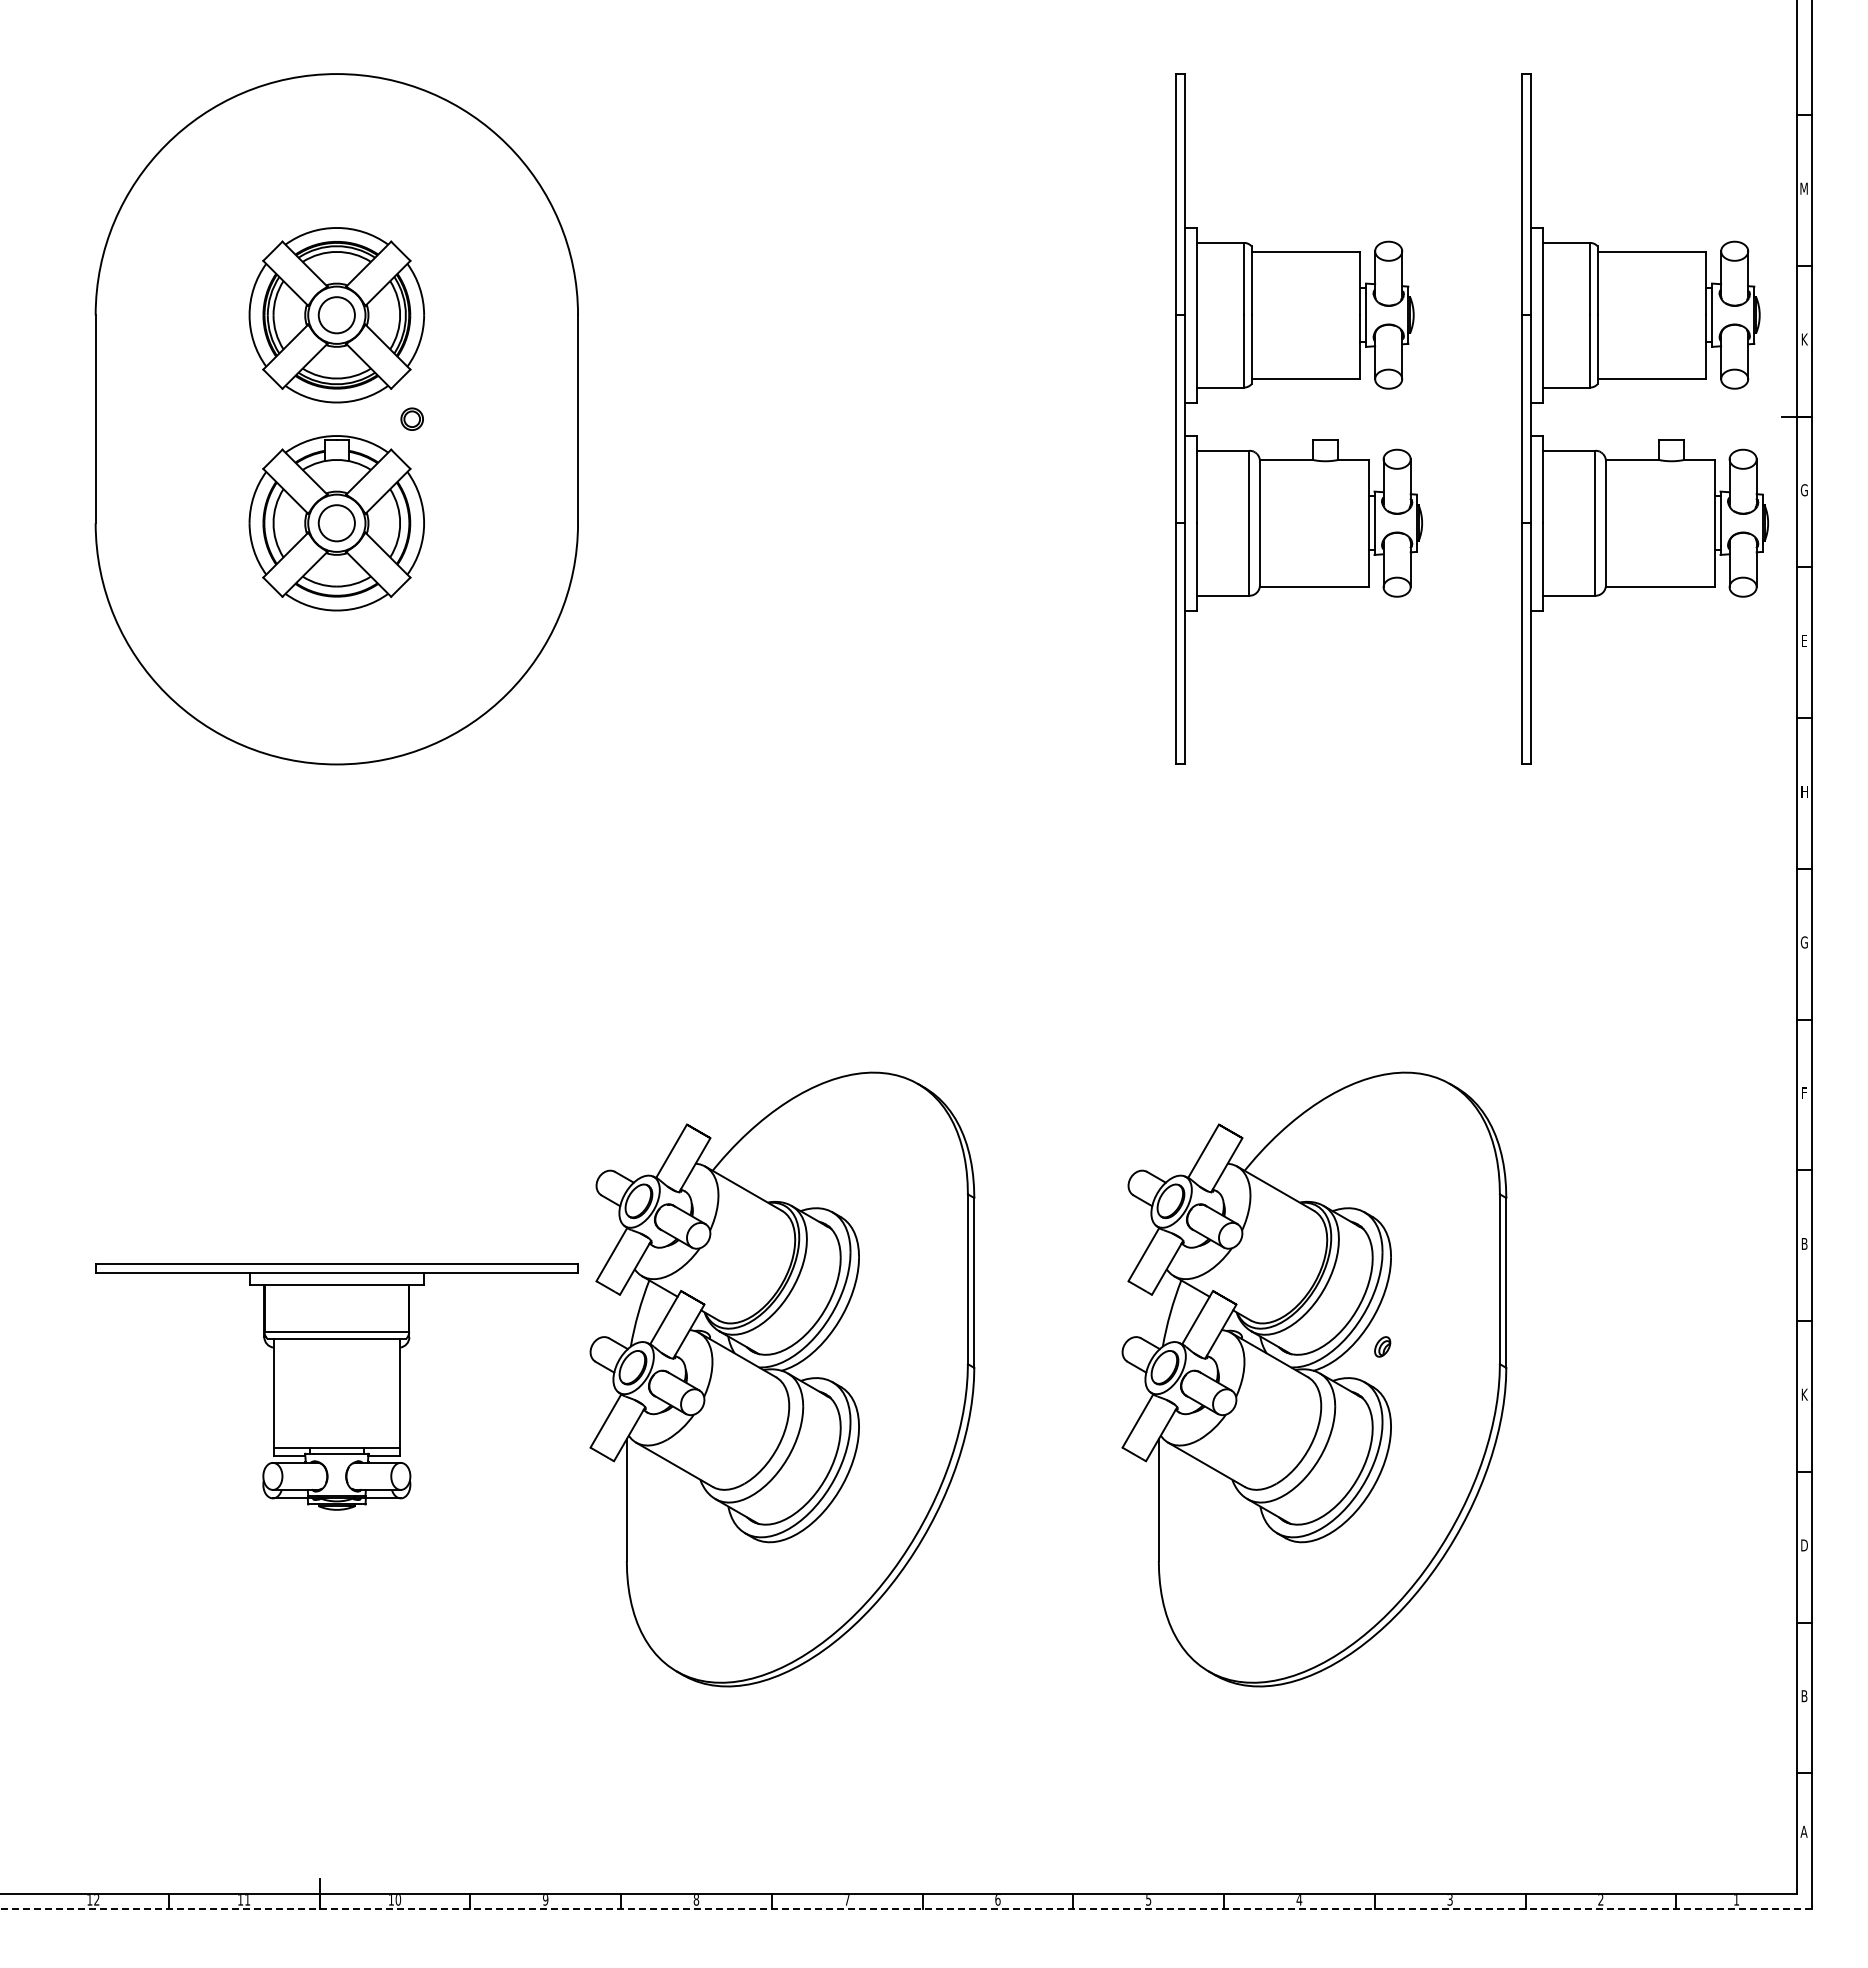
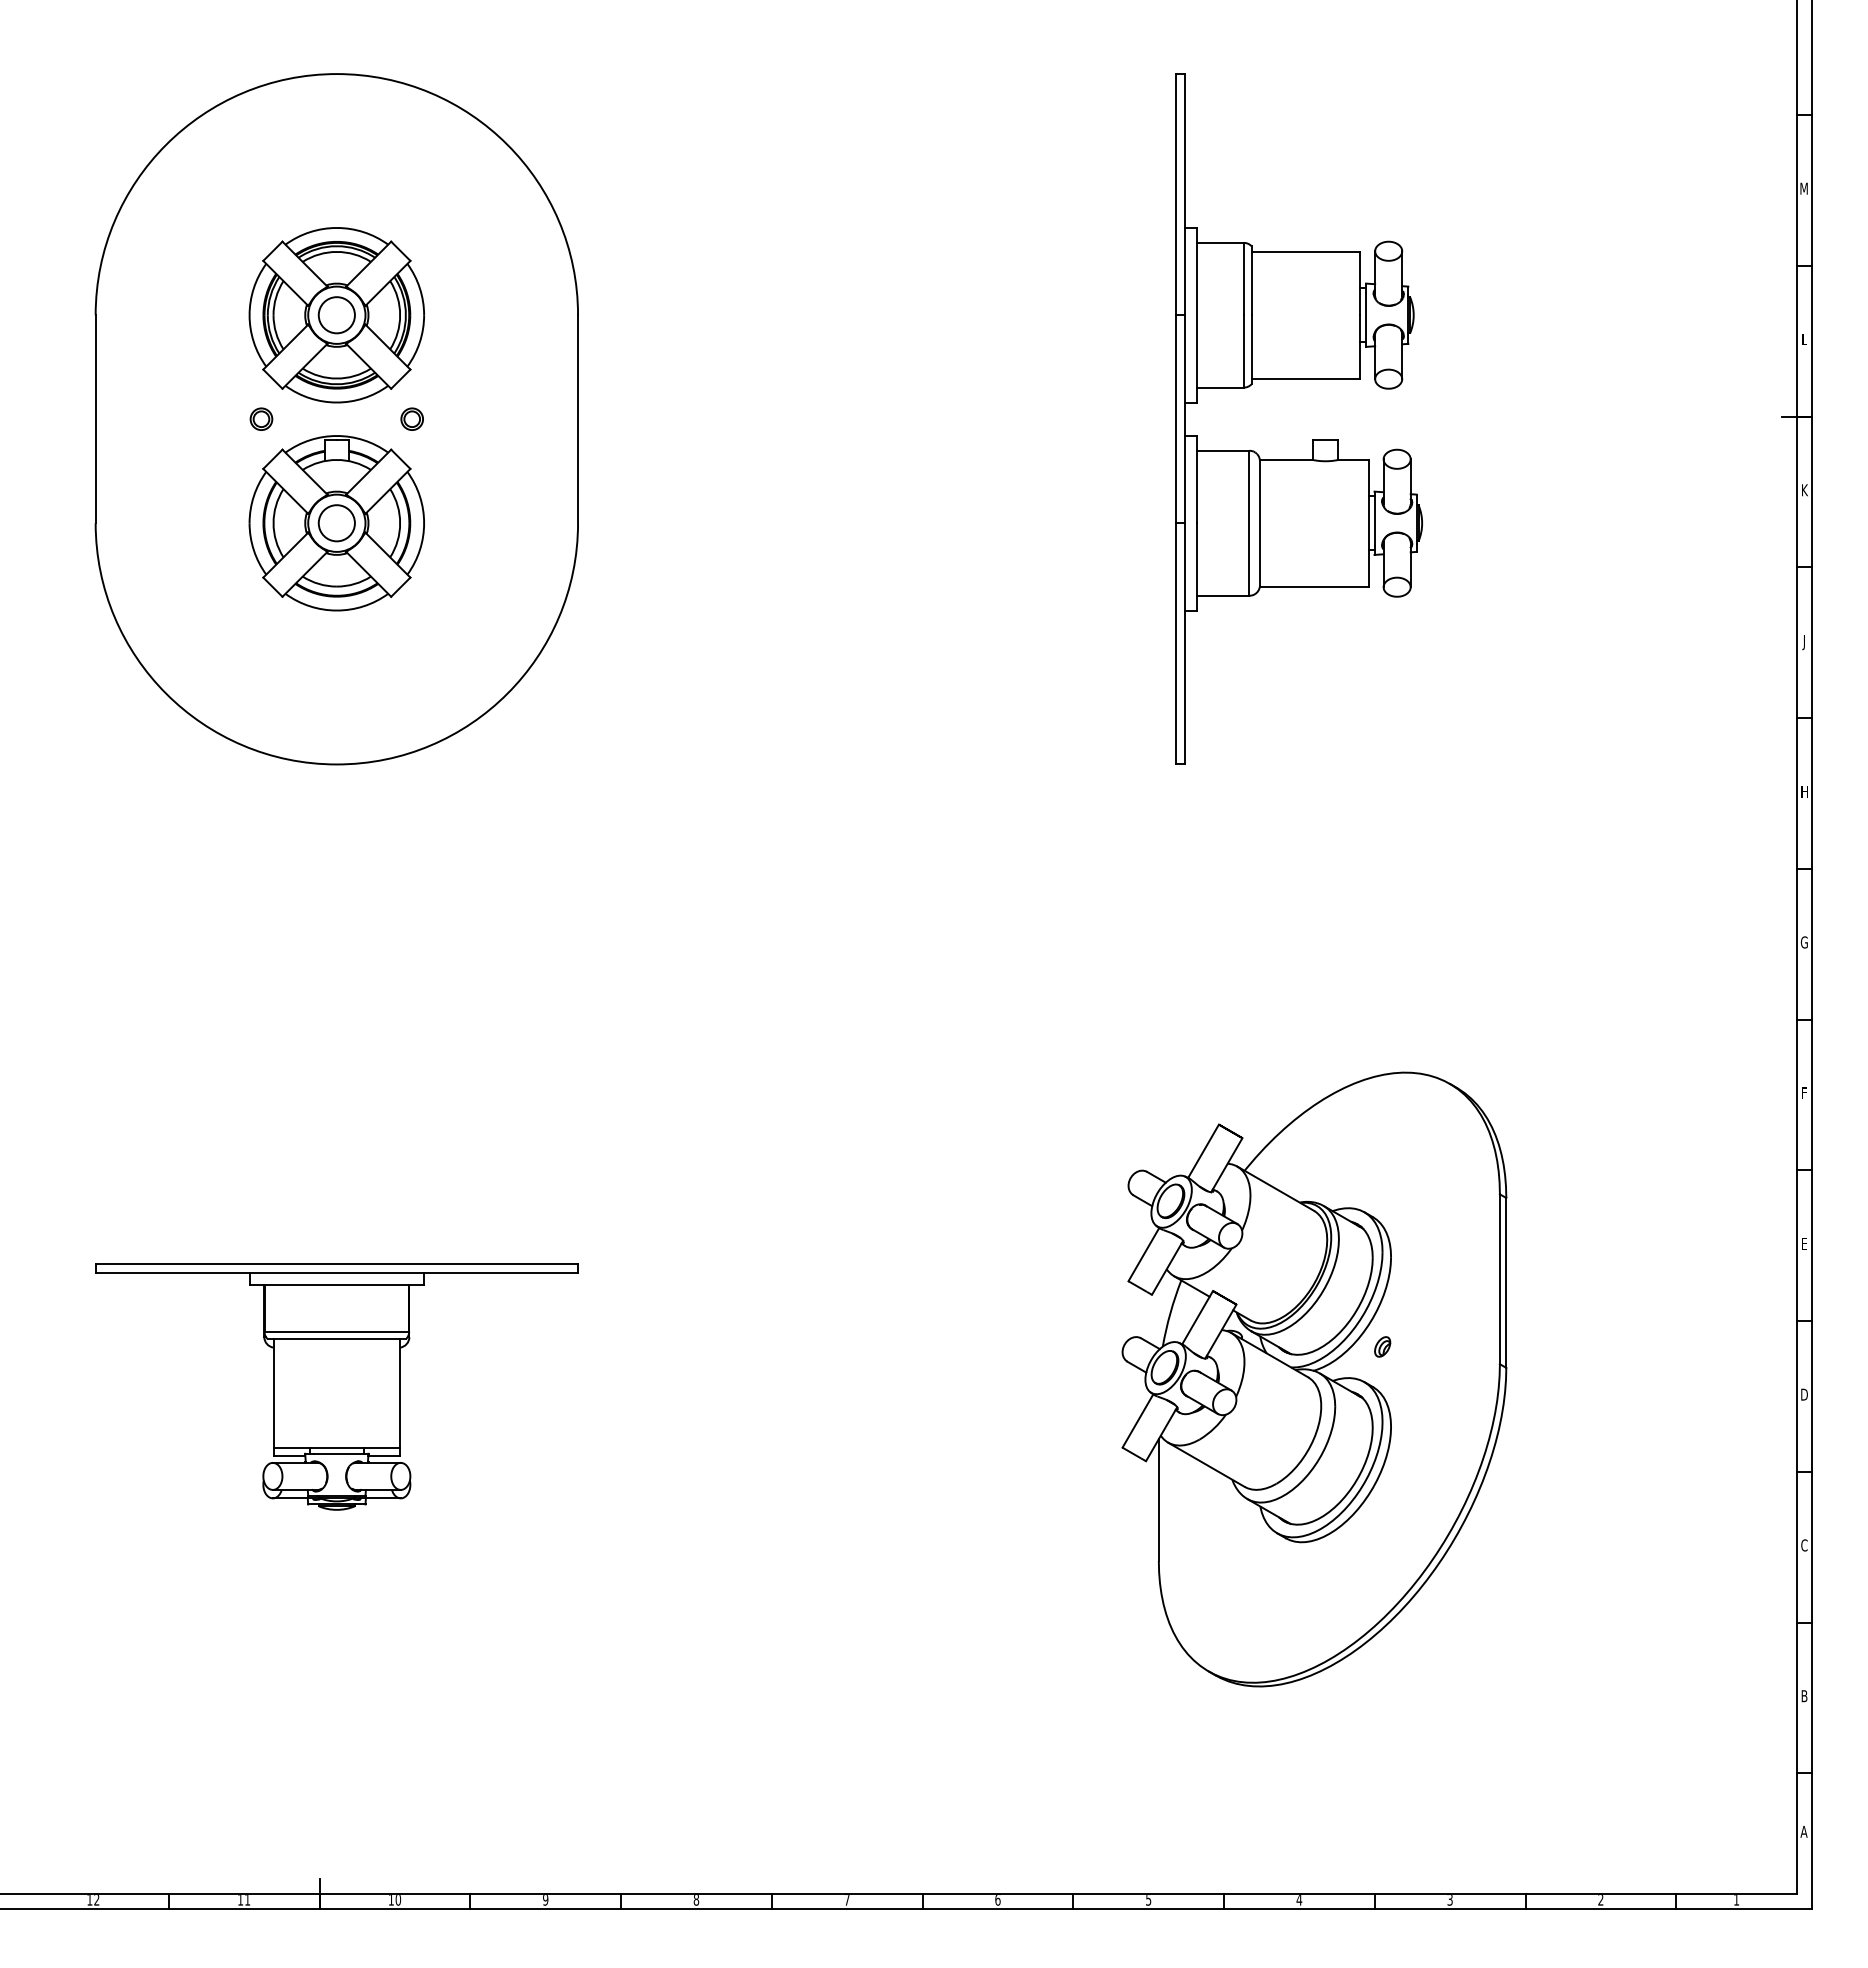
text: K -> L (1804, 339)
part: none -> present (261, 418)
part: present -> none (1658, 439)
text: G -> K (1803, 490)
text: E -> J (1804, 642)
text: B -> E (1804, 1243)
part: present -> none (782, 1379)
text: K -> D (1804, 1394)
text: D -> C (1804, 1545)
line: dashed -> solid (906, 1908)
